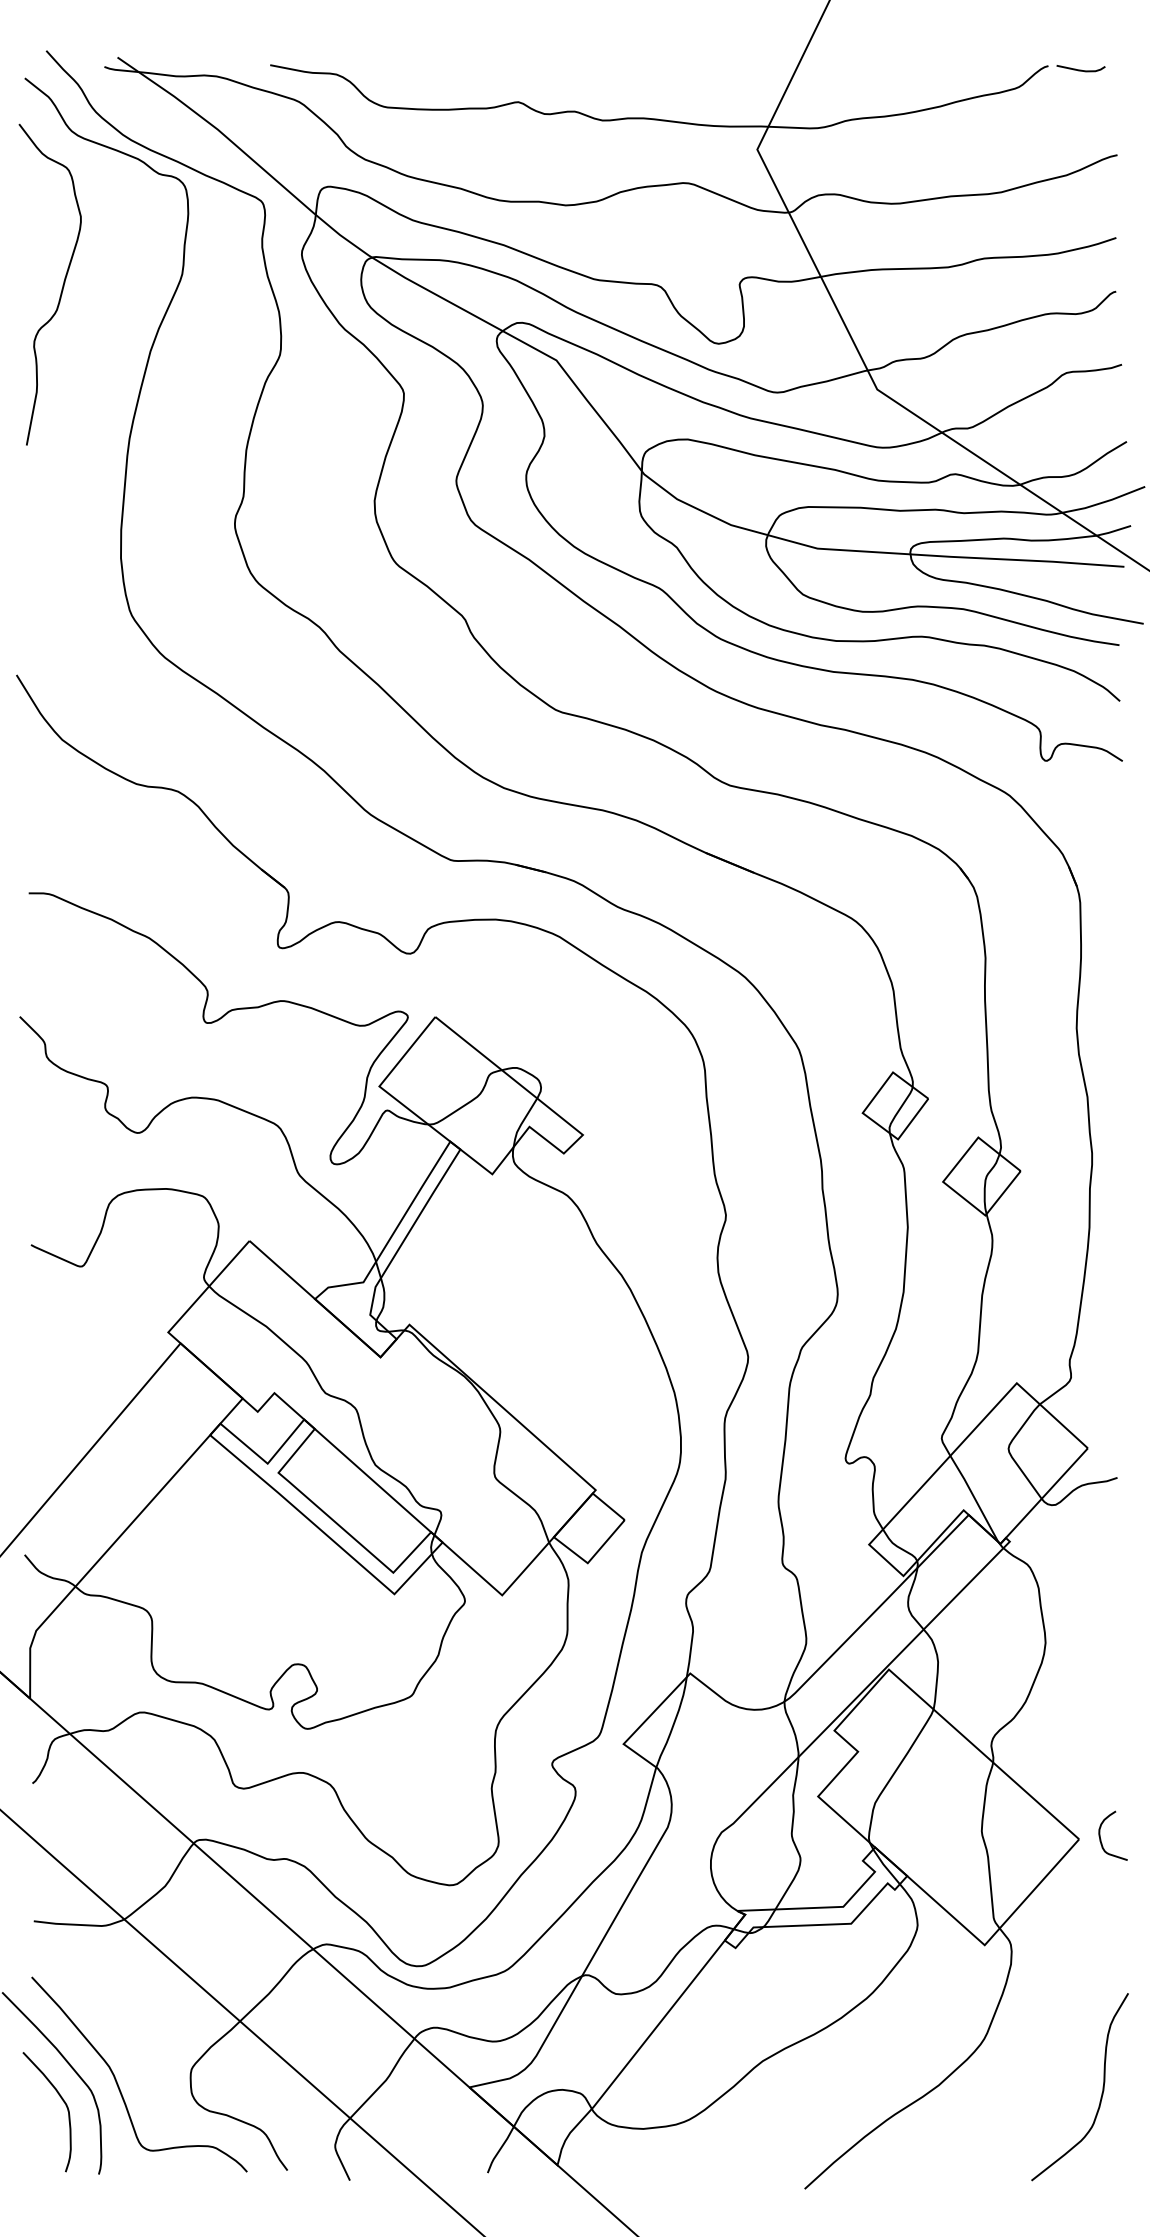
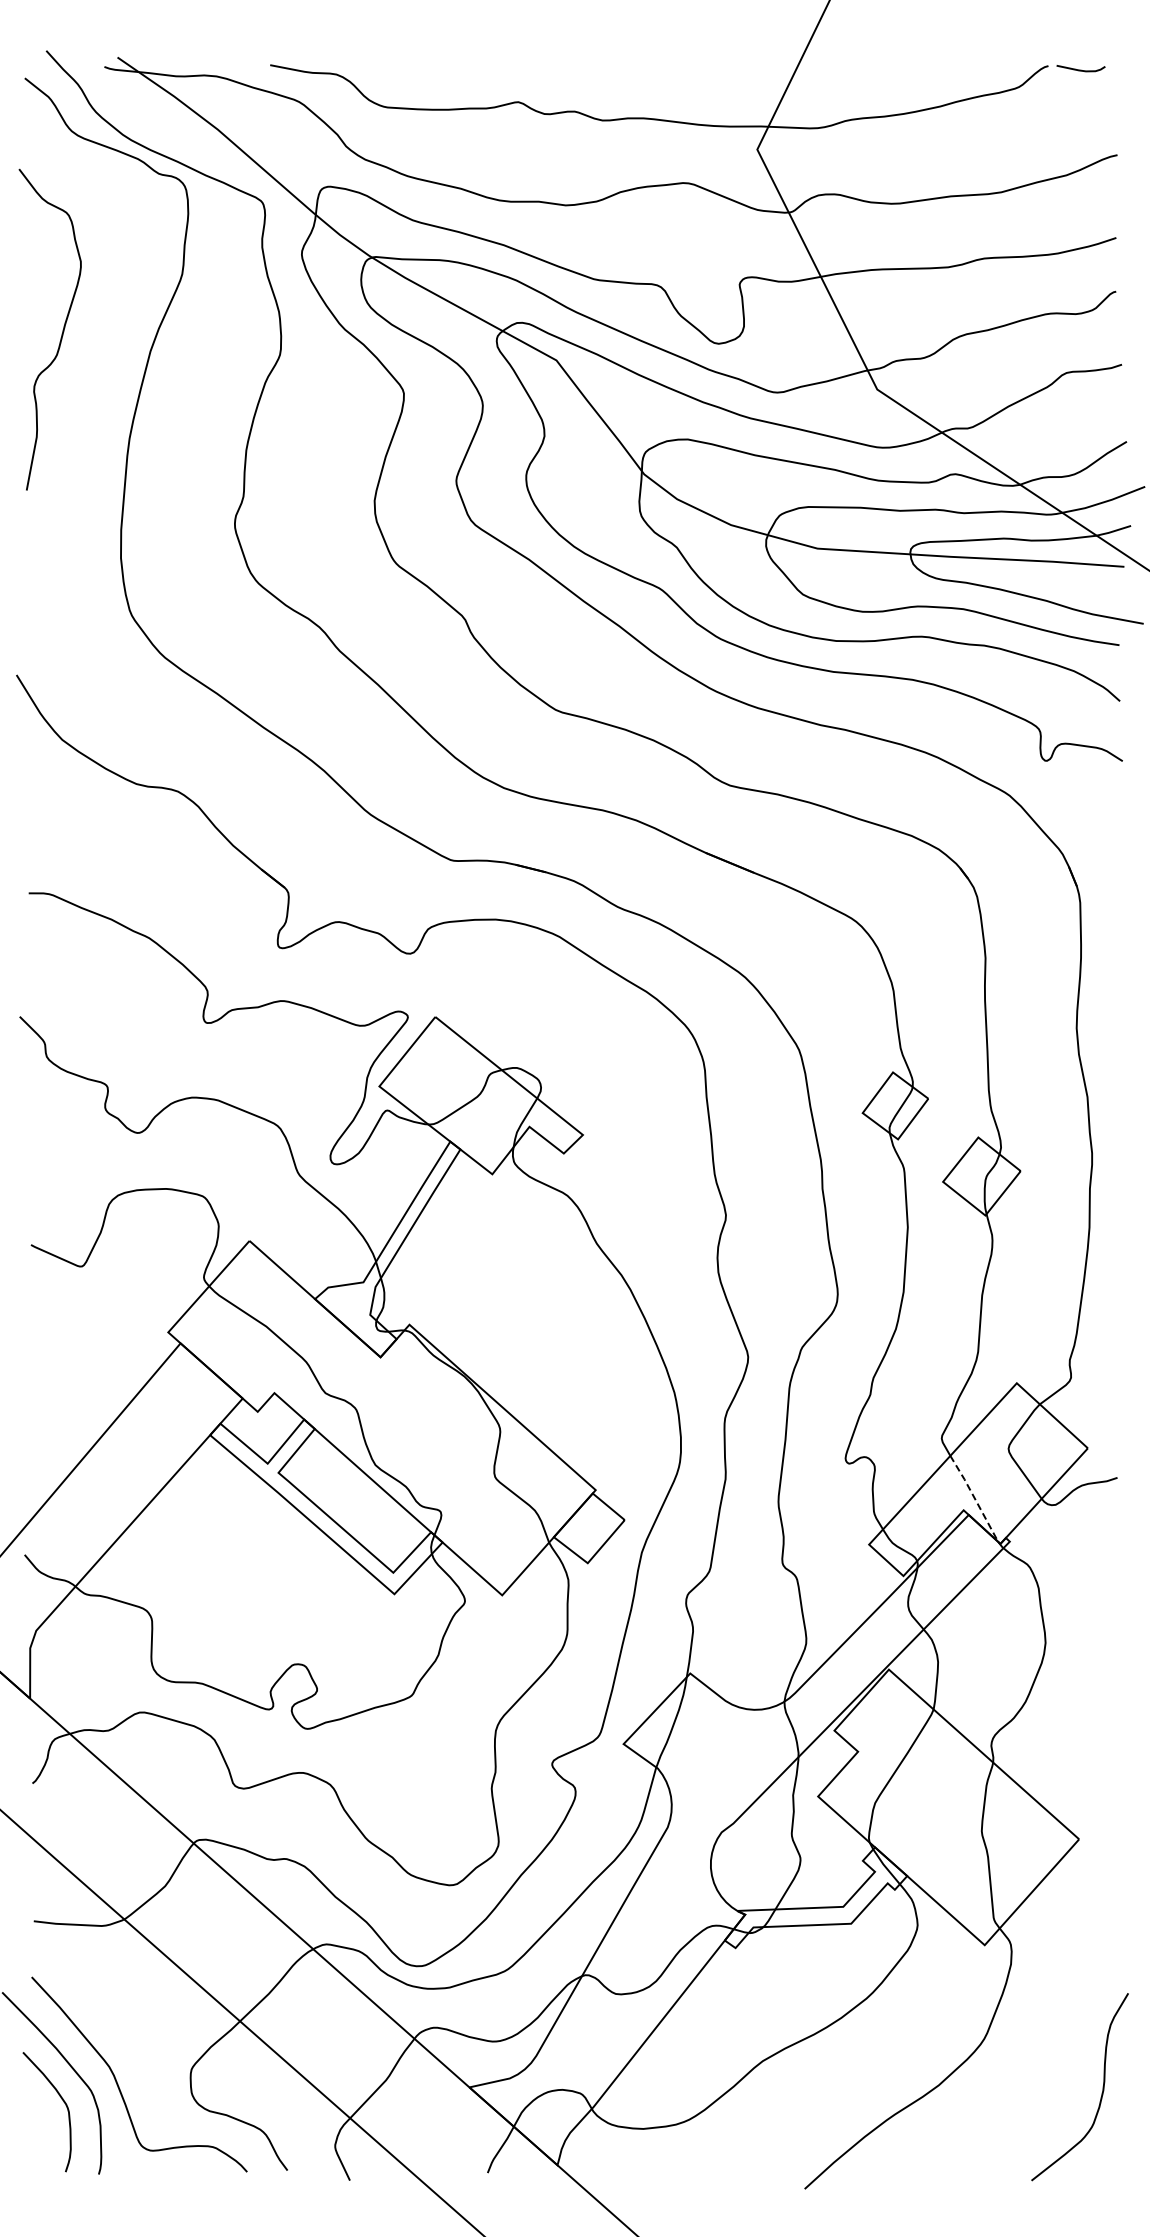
curve position: (61, 288) -> (61, 333) (61, 333)
line: solid -> dashed (974, 1498)
curve: present -> none (1101, 1839)
